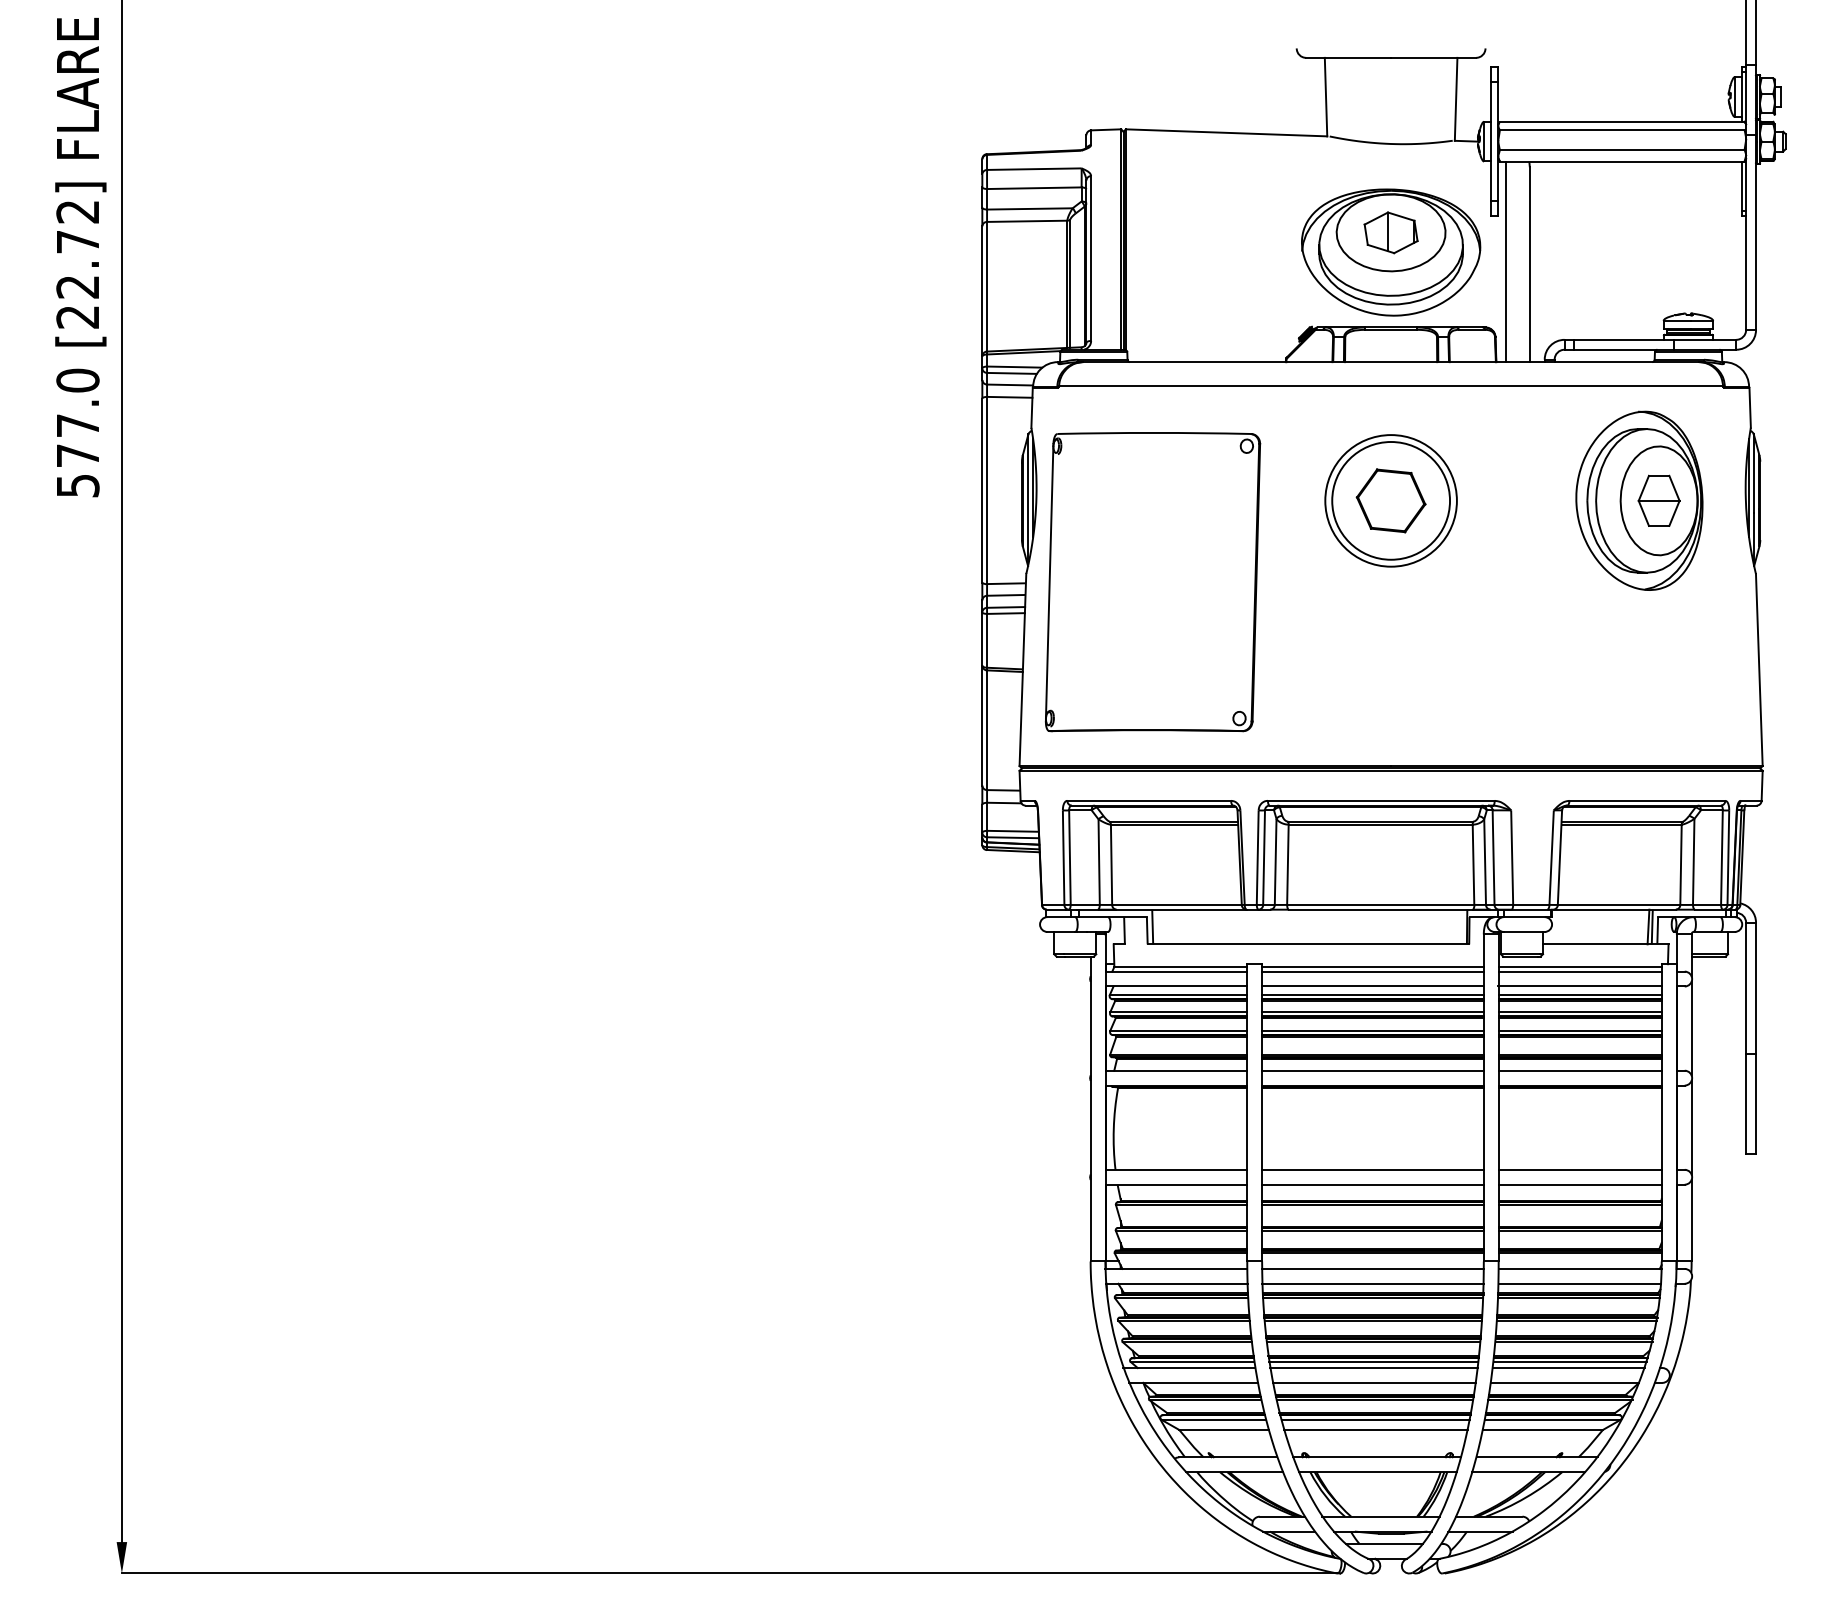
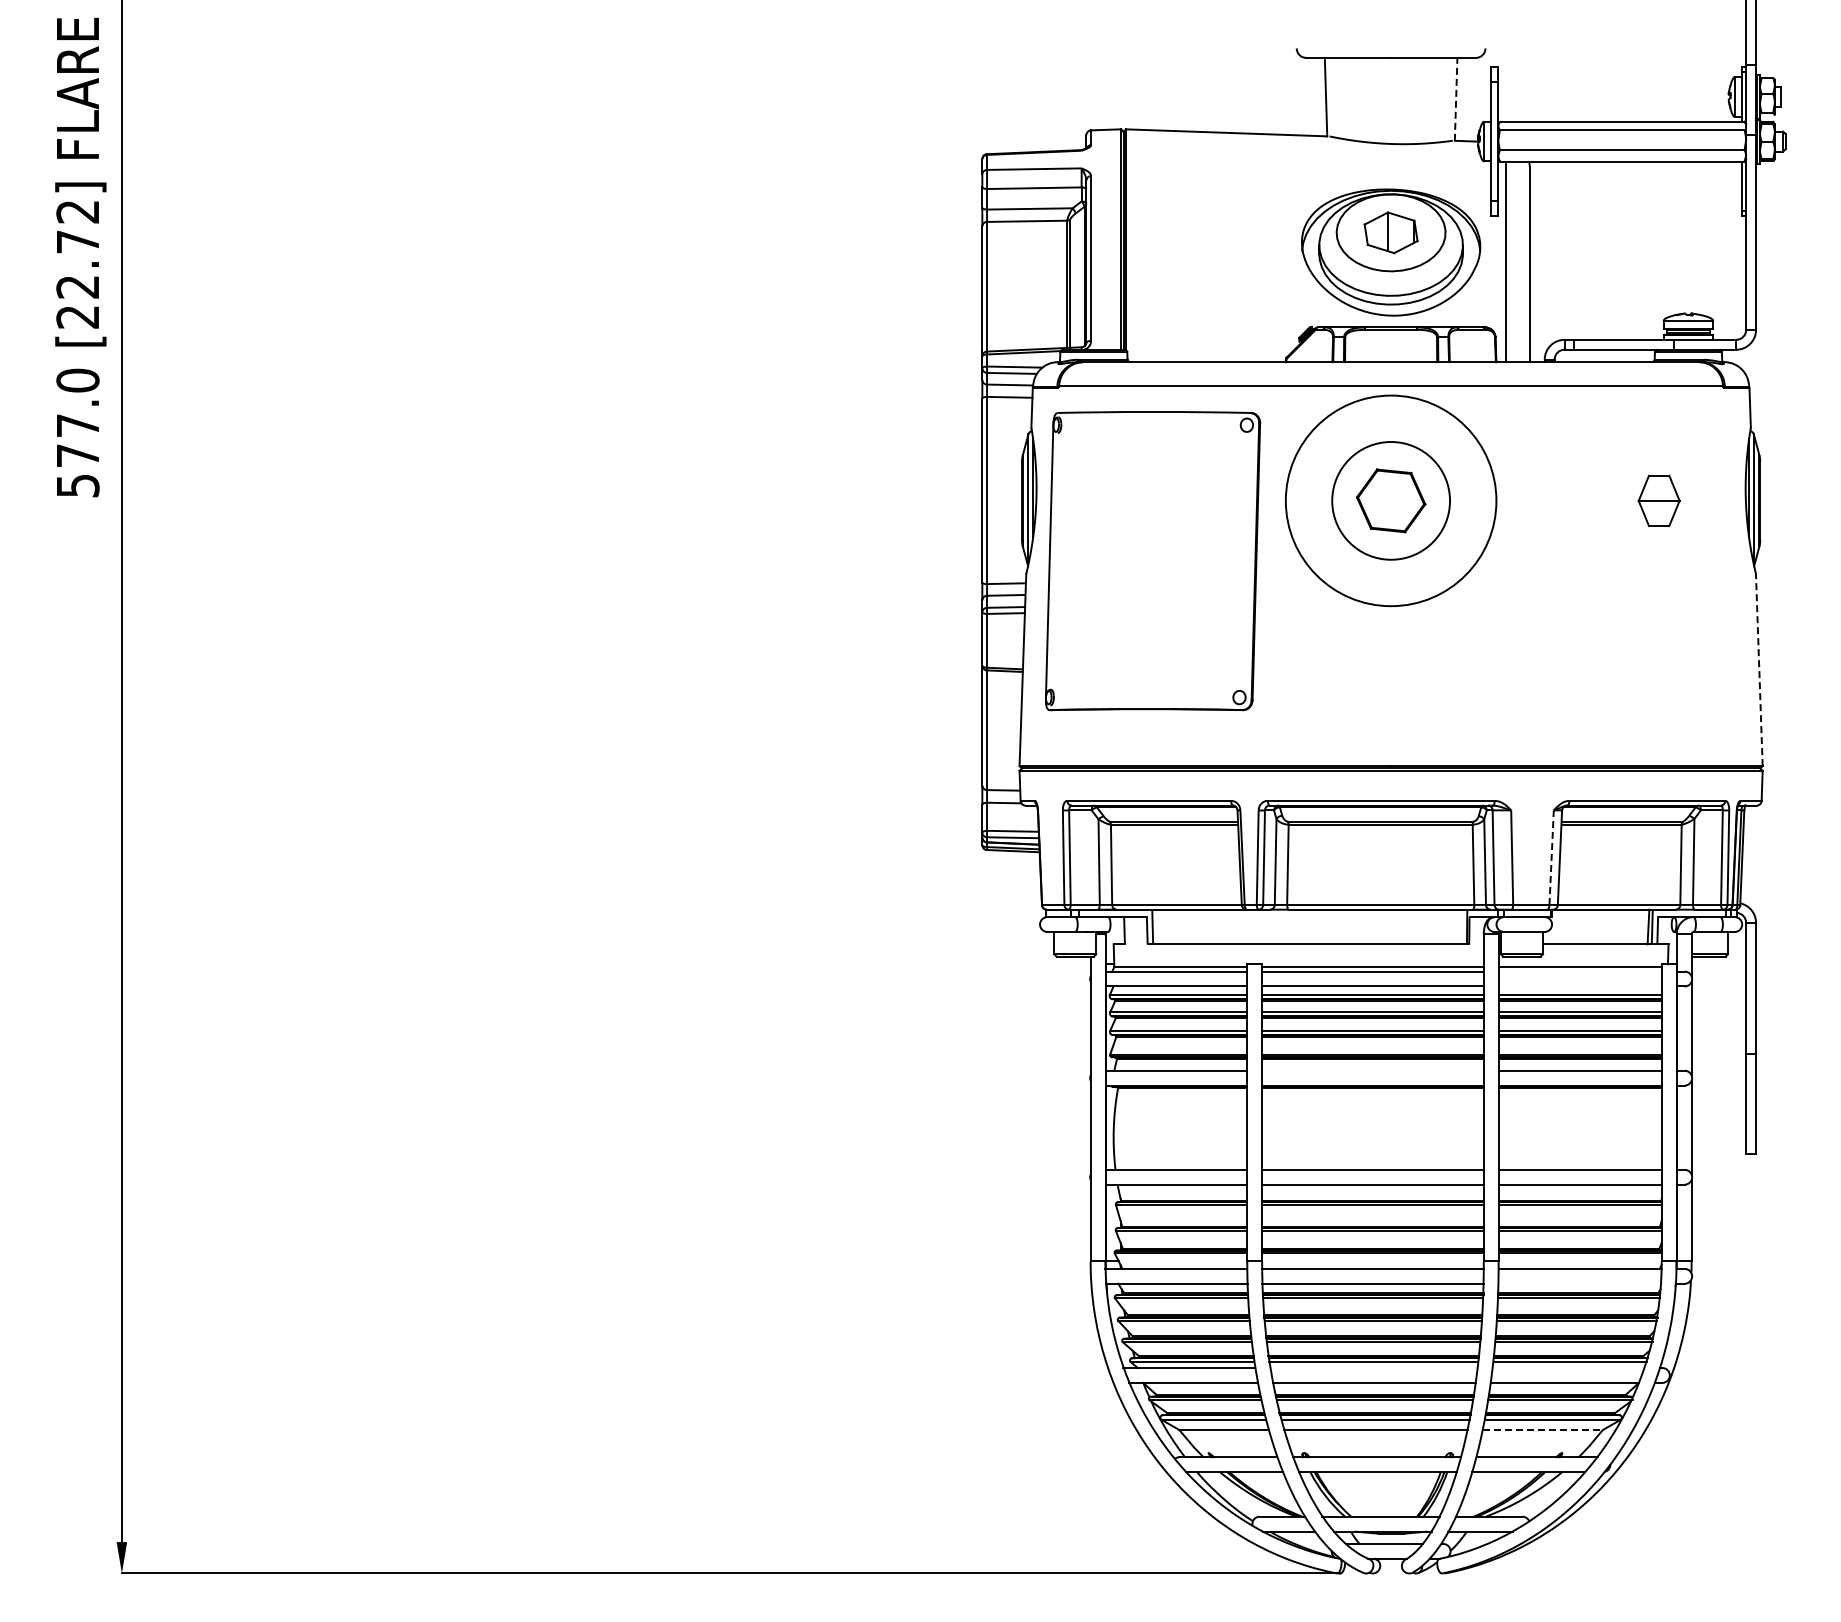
line: solid -> dashed (1456, 98)
circle diameter: 132 px -> 211 px (1390, 500)
part: present -> none (1639, 500)
part position: (1153, 582) -> (1153, 561) (1153, 561)
line: solid -> dashed (1759, 669)
line: solid -> dashed (1551, 858)
line: present -> none (1579, 971)
line: present -> none (1579, 986)
line: present -> none (1372, 1070)
line: present -> none (1579, 1283)
line: present -> none (1373, 1368)
line: present -> none (1568, 1368)
line: solid -> dashed (1542, 1429)
